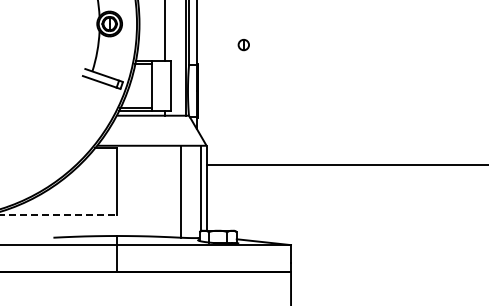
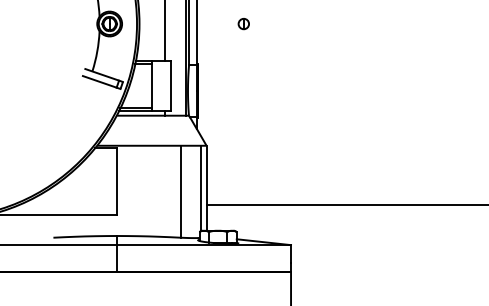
part position: (243, 45) -> (243, 24) (243, 24)
line position: (345, 165) -> (345, 205) (345, 205)
line: dashed -> solid (58, 215)
